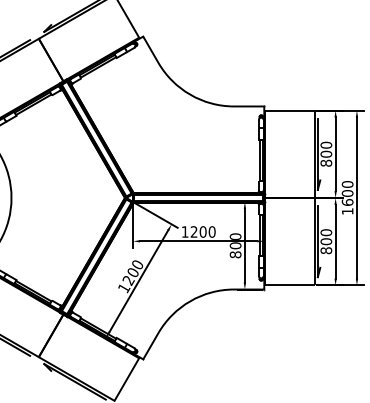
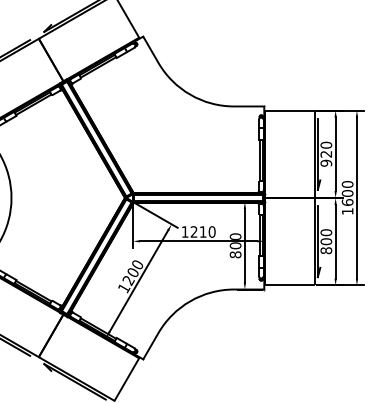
text: 800 -> 920 (326, 158)
text: 1200 -> 1210 (202, 231)
